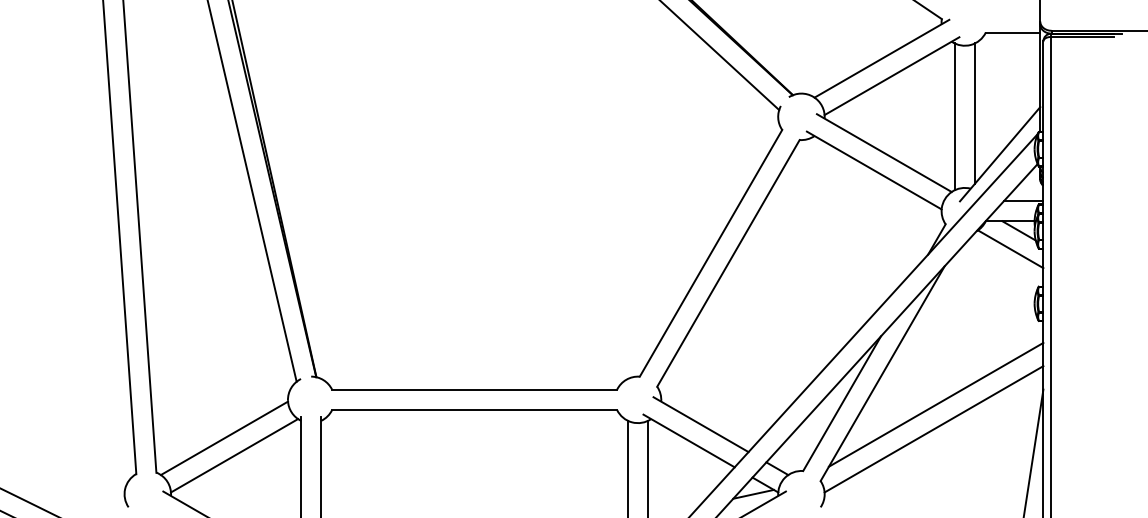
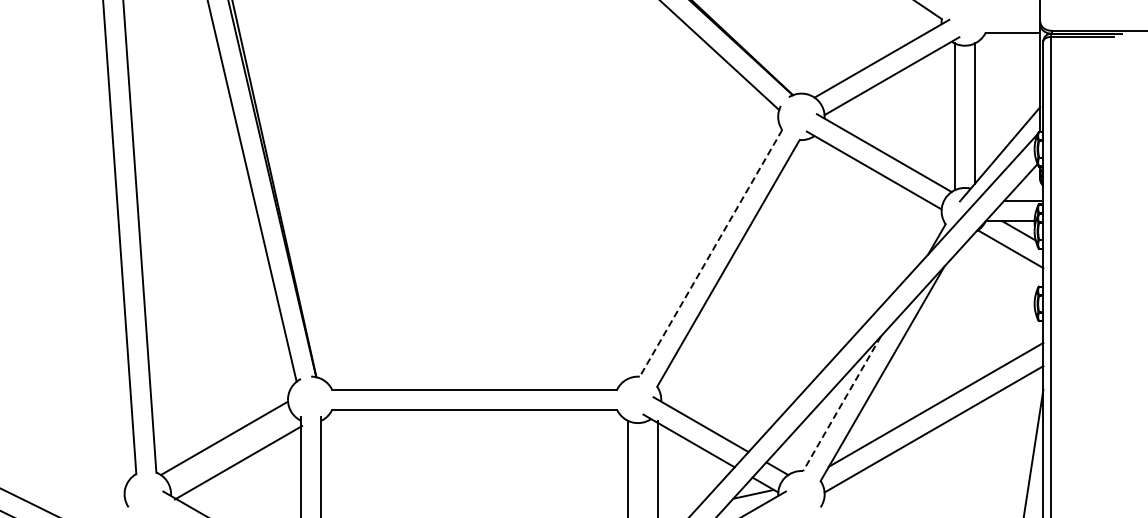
line: solid -> dashed (710, 253)
line: solid -> dashed (842, 403)
line position: (234, 455) -> (238, 462) (238, 462)
line position: (648, 467) -> (658, 467) (658, 467)
